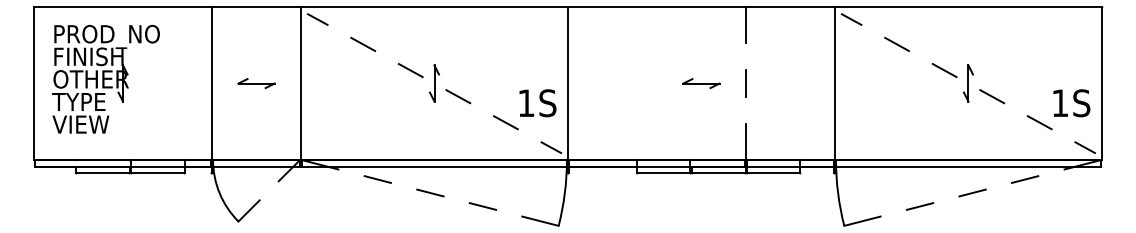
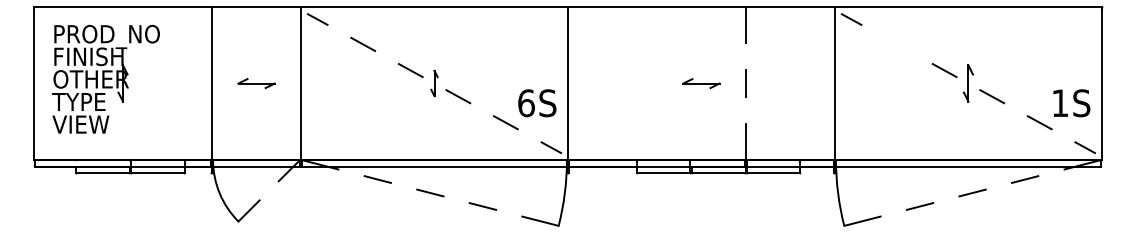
line: present -> none (896, 44)
part size: 11x39 px -> 9x29 px (434, 83)
text: 1S -> 6S (526, 103)
